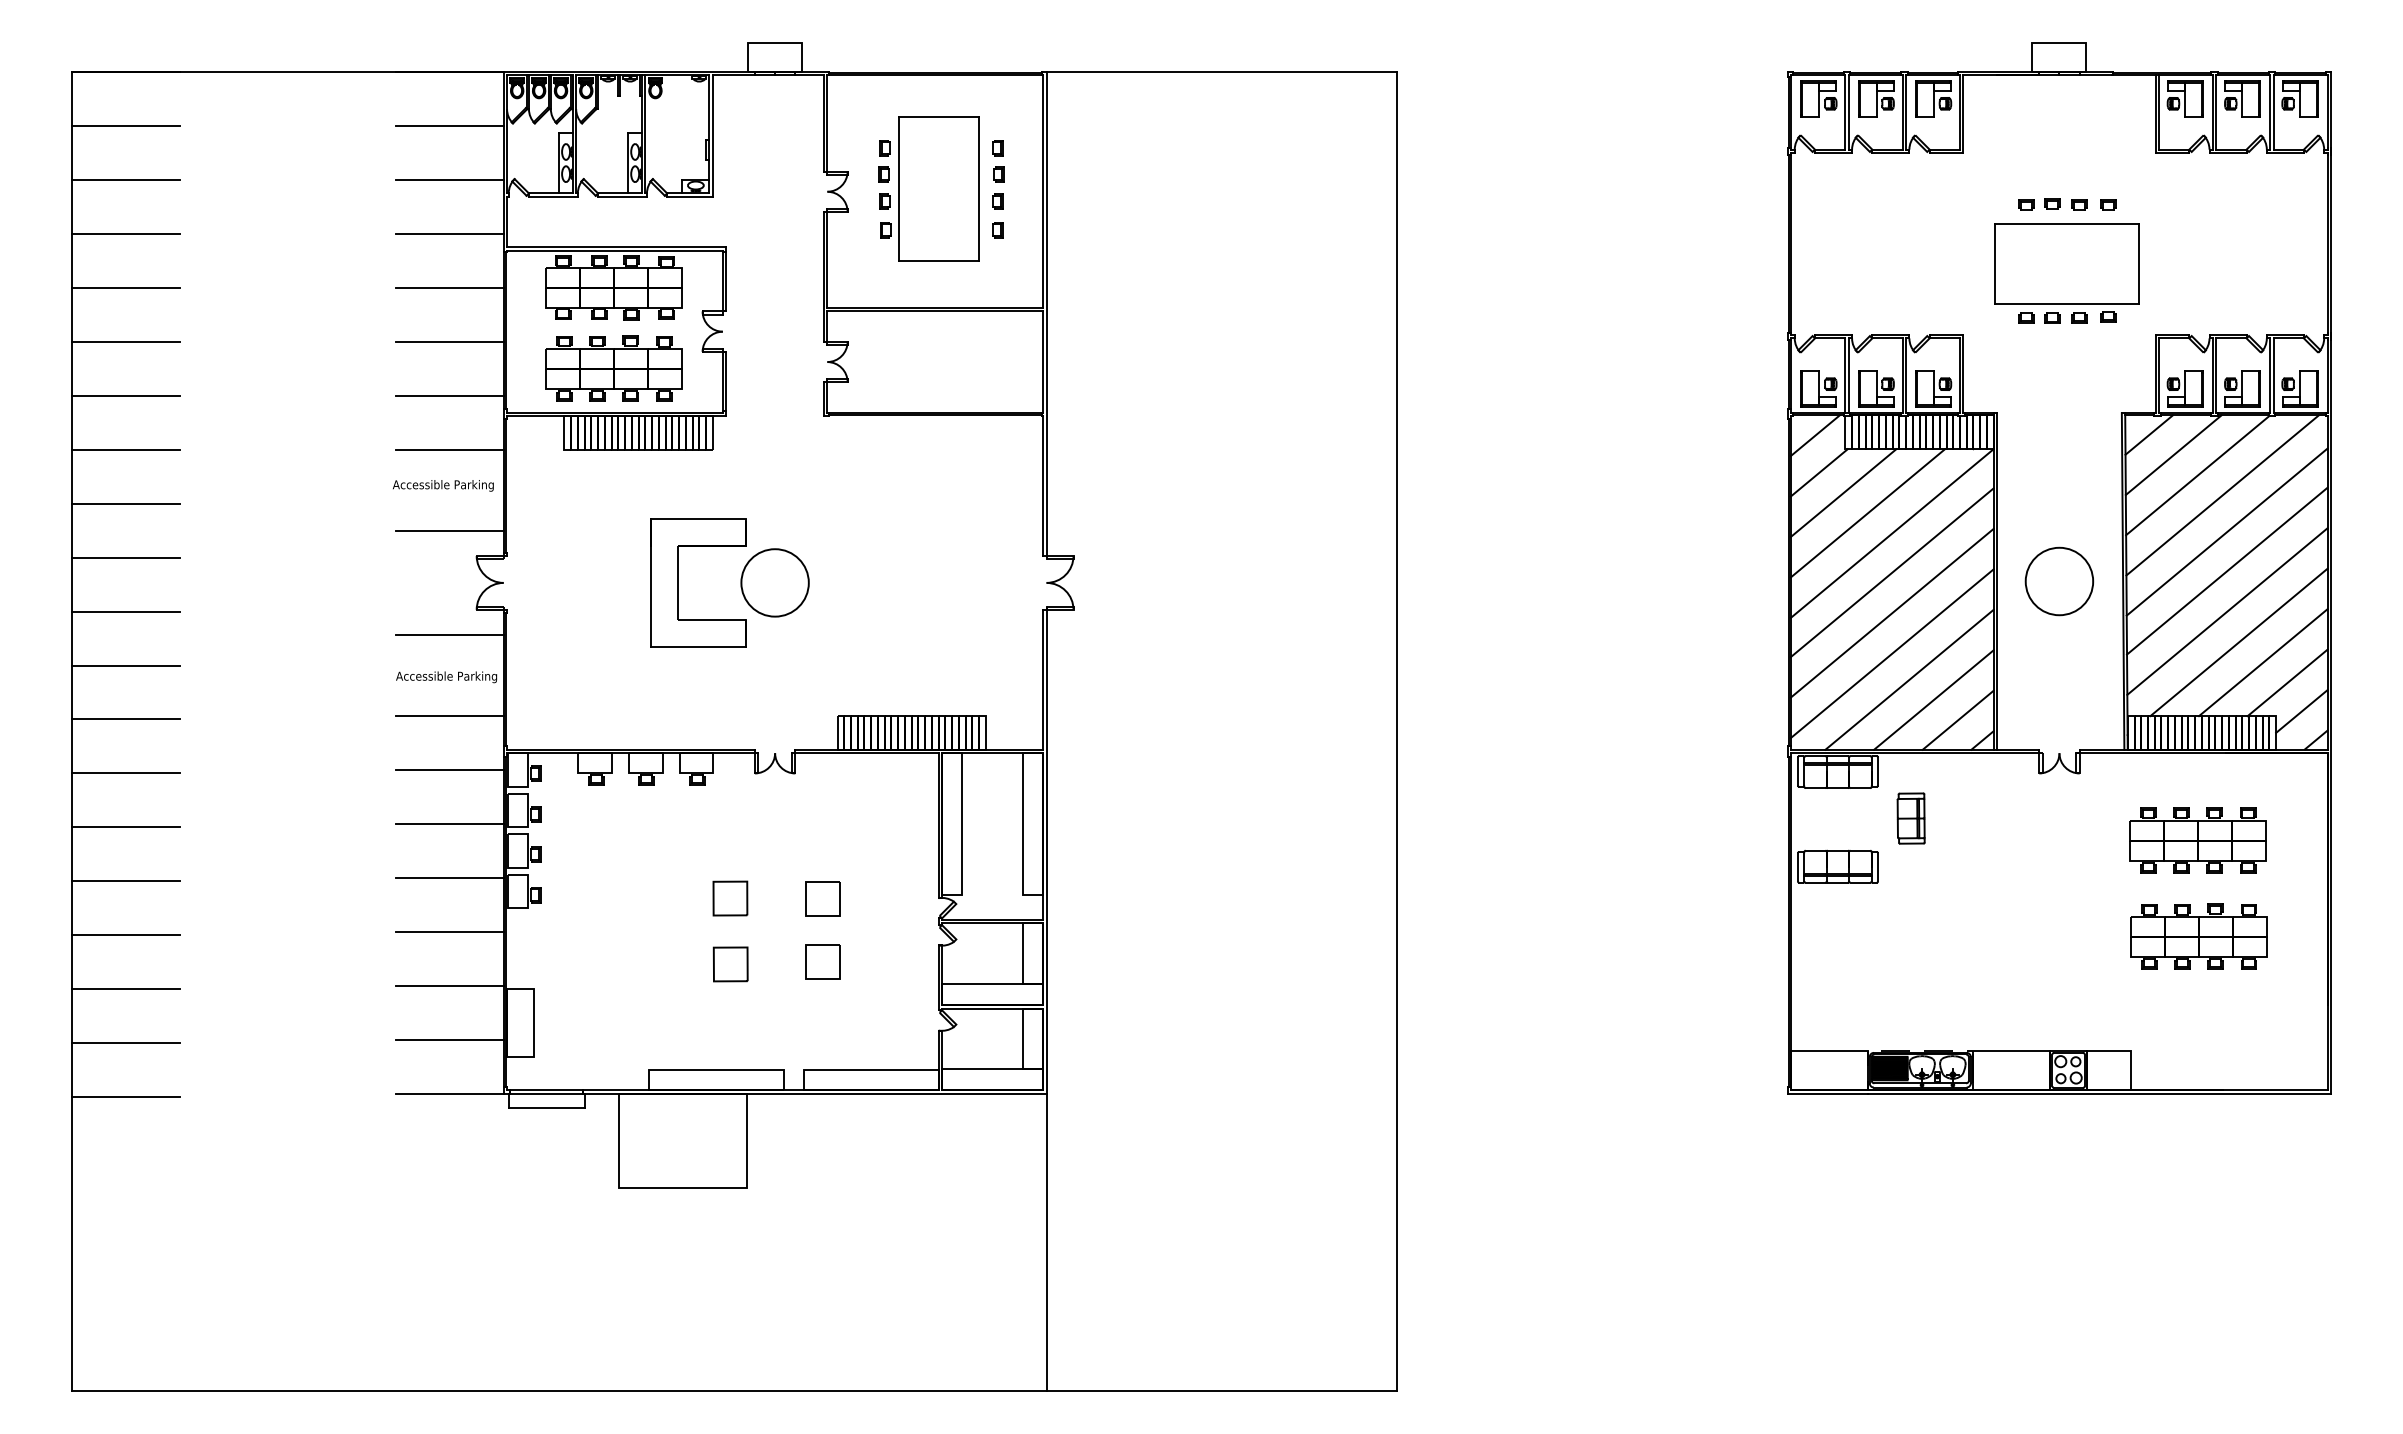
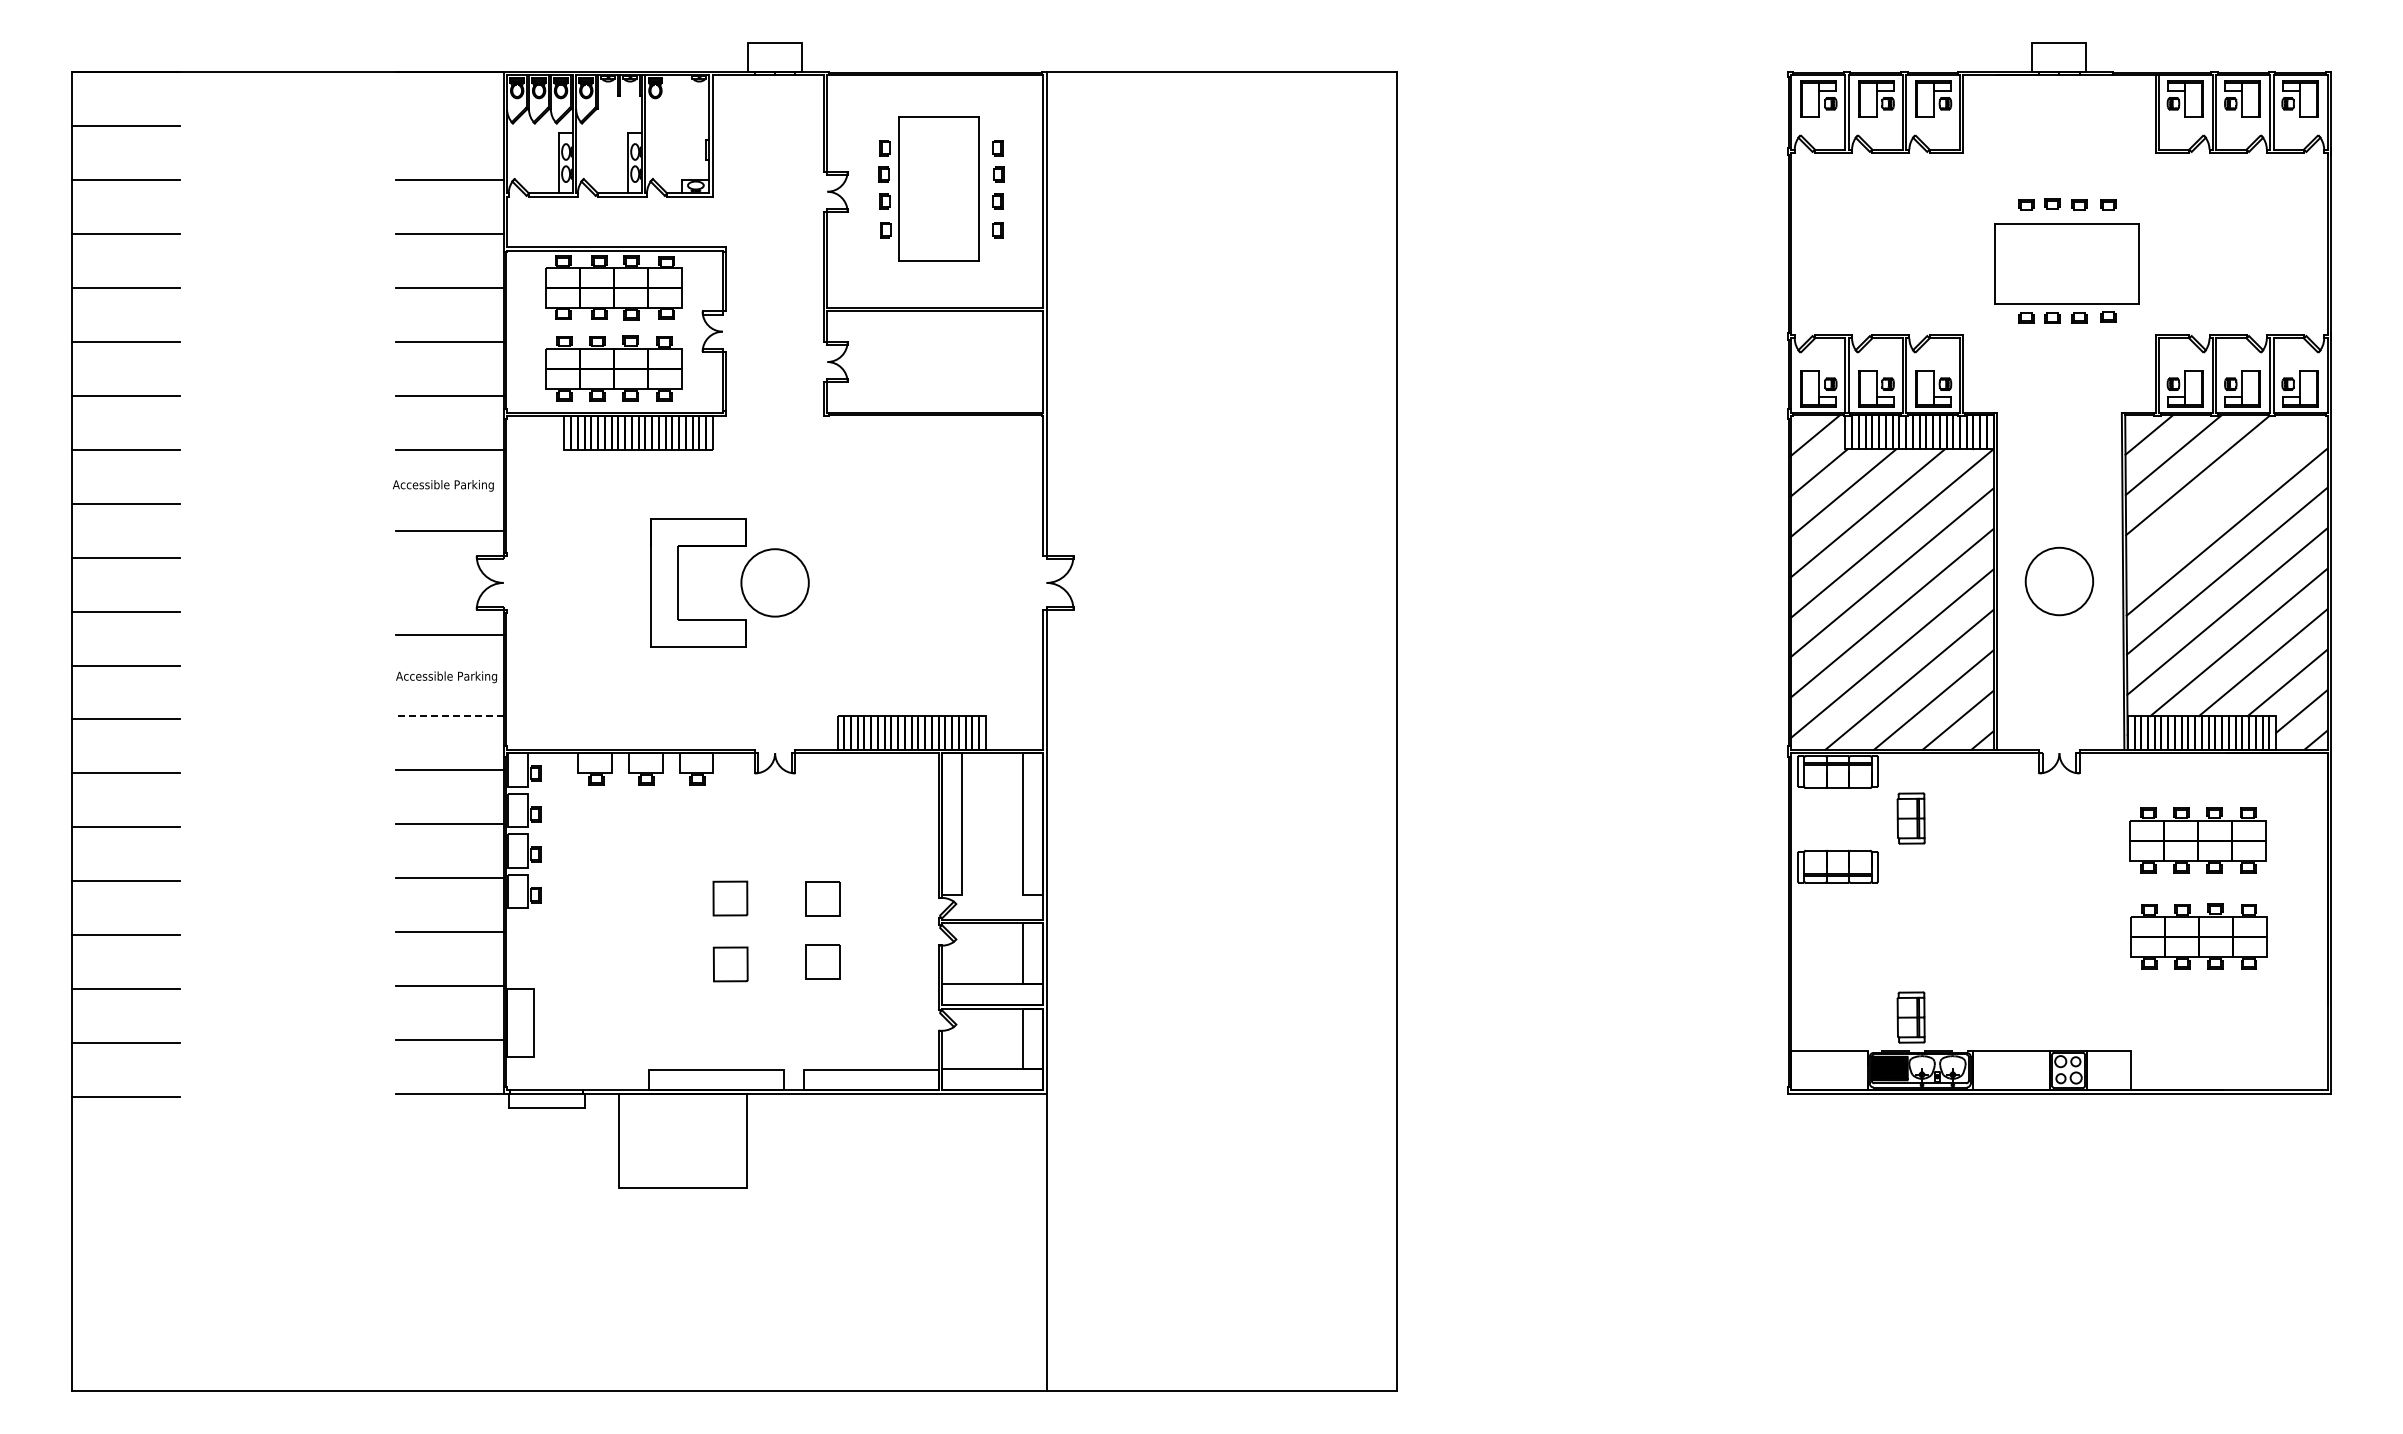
line: present -> none (449, 126)
line: present -> none (2222, 495)
line: solid -> dashed (449, 716)
part: none -> present (1910, 1017)
